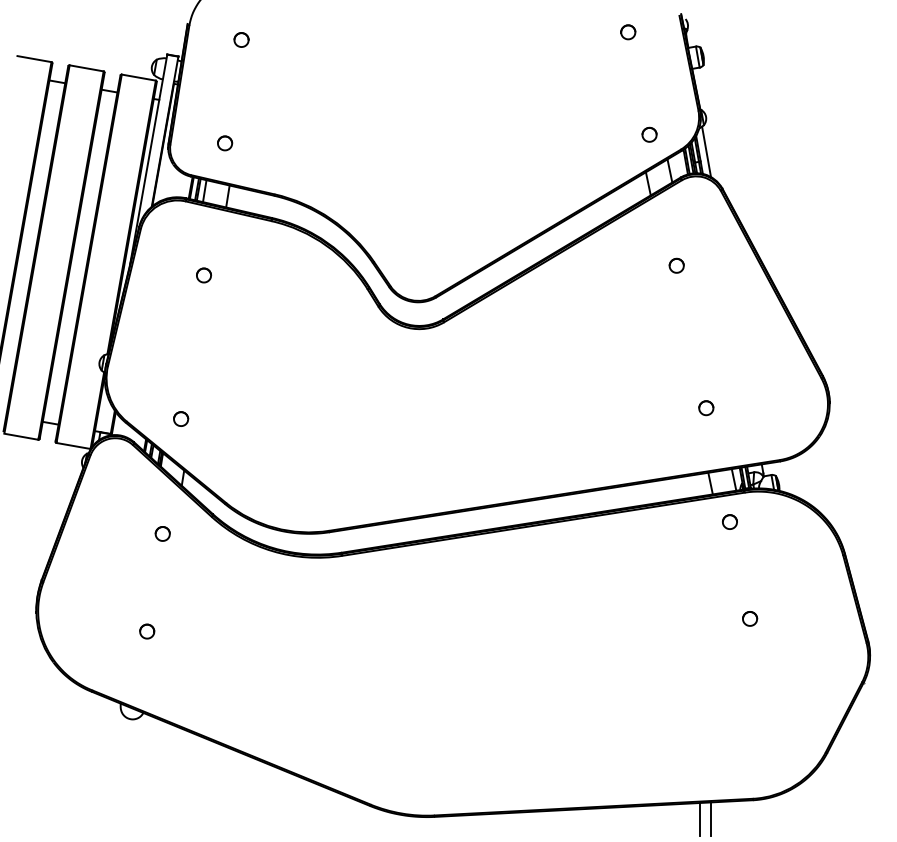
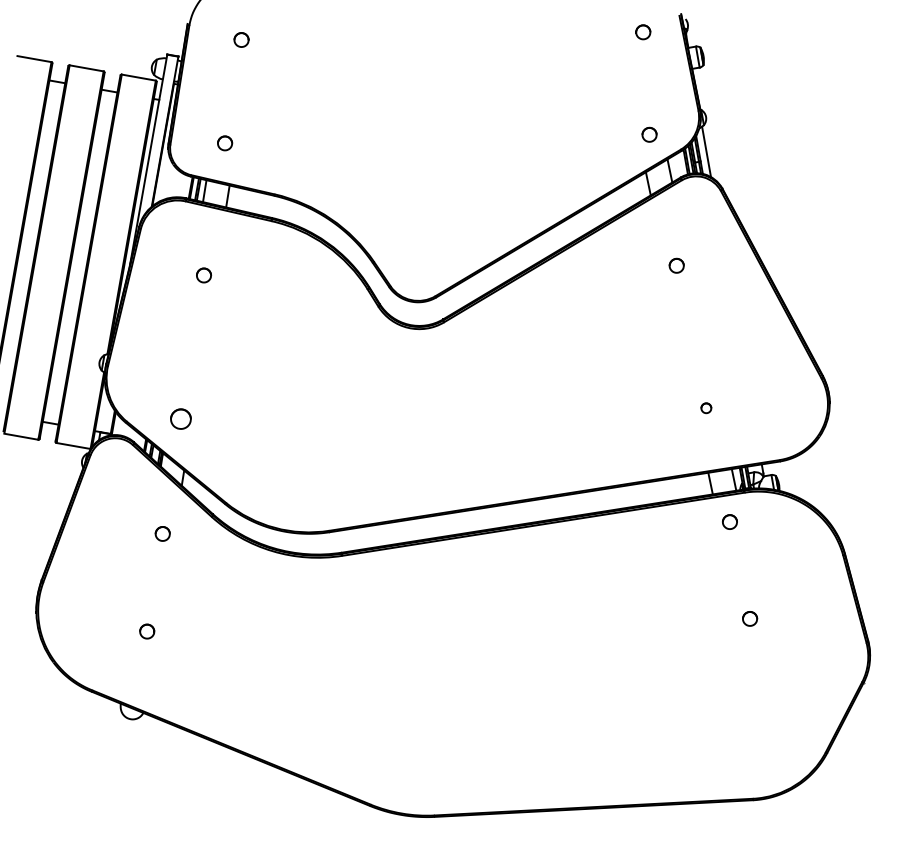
part position: (628, 32) -> (643, 32) (643, 32)
part size: 17x17 px -> 13x13 px (706, 408)
part size: 17x16 px -> 22x22 px (180, 418)
line: present -> none (710, 818)
line: present -> none (699, 819)
